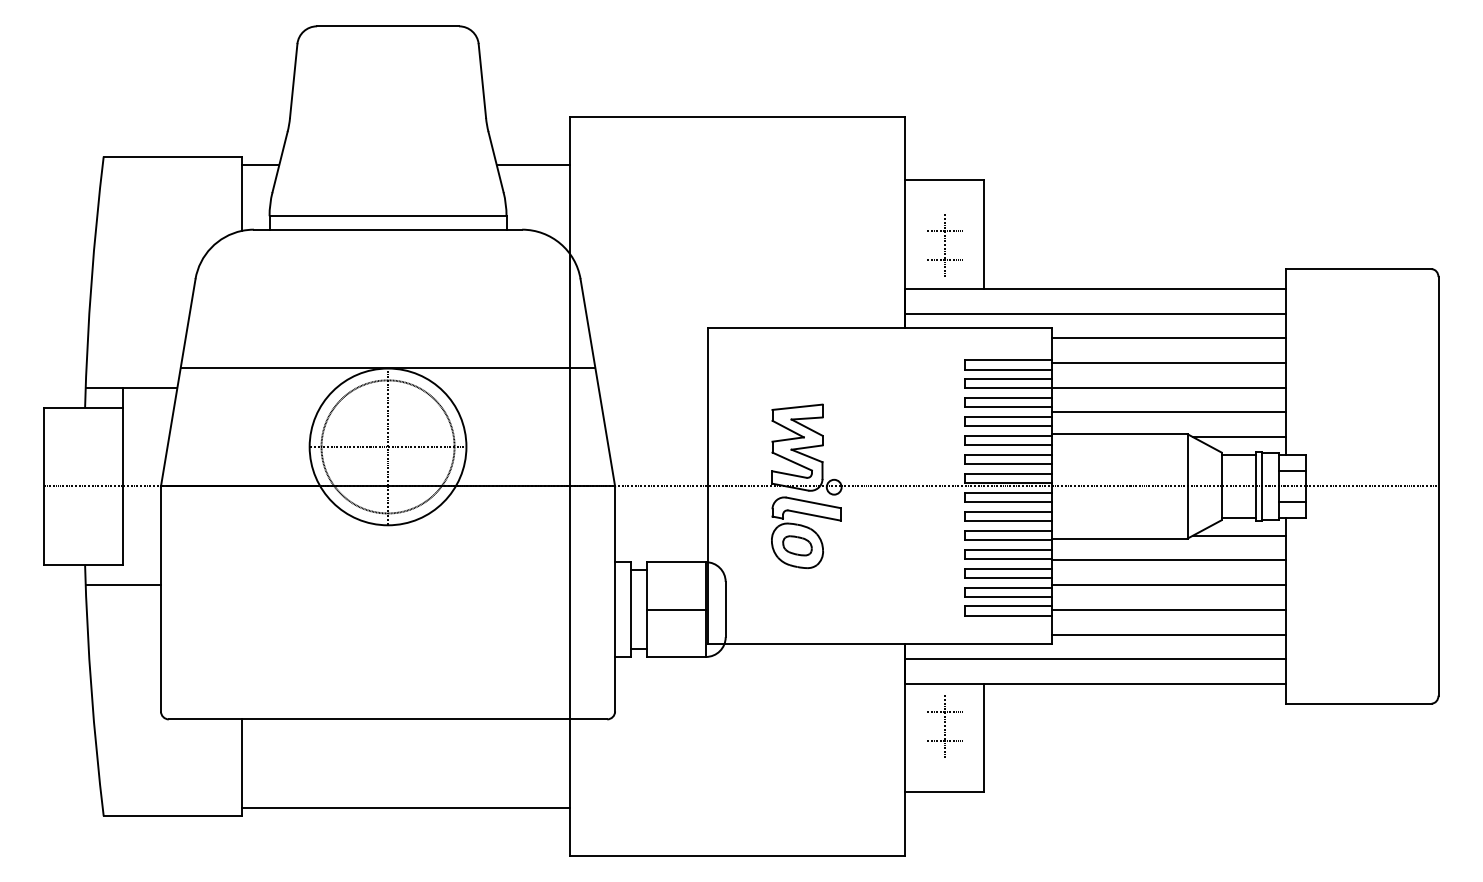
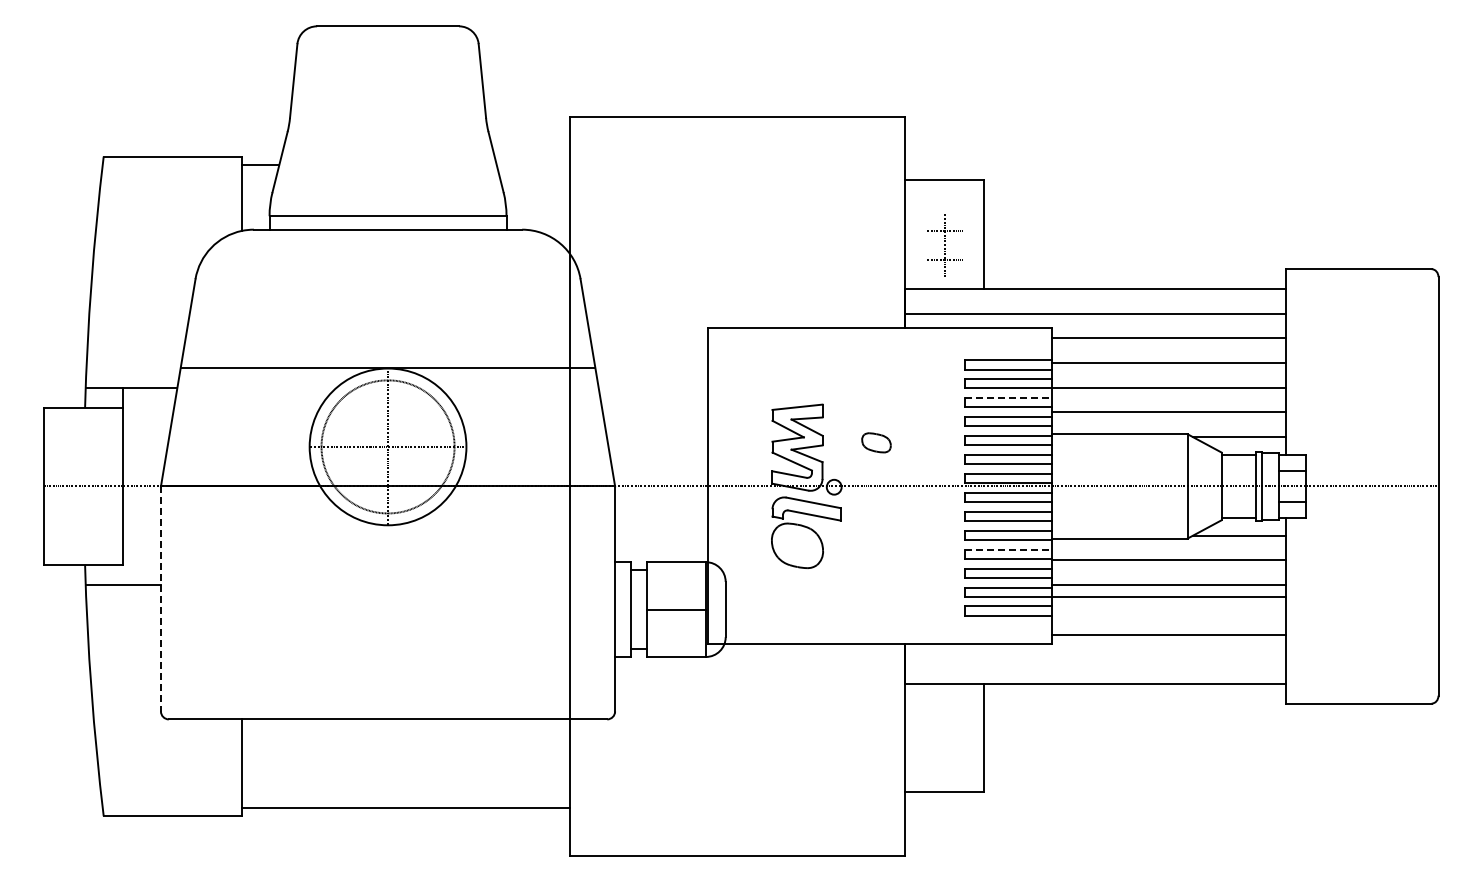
line: present -> none (532, 164)
line: solid -> dashed (1008, 397)
part position: (797, 545) -> (876, 442) (876, 442)
line: solid -> dashed (1008, 549)
line: solid -> dashed (160, 598)
line position: (1168, 609) -> (1168, 596) (1168, 596)
line: present -> none (1095, 659)
part: present -> none (944, 726)
